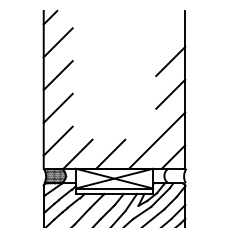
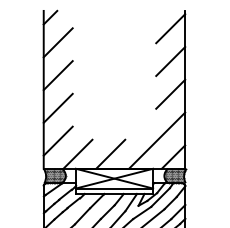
line: none -> present (170, 28)
hatch: none -> present (175, 175)
